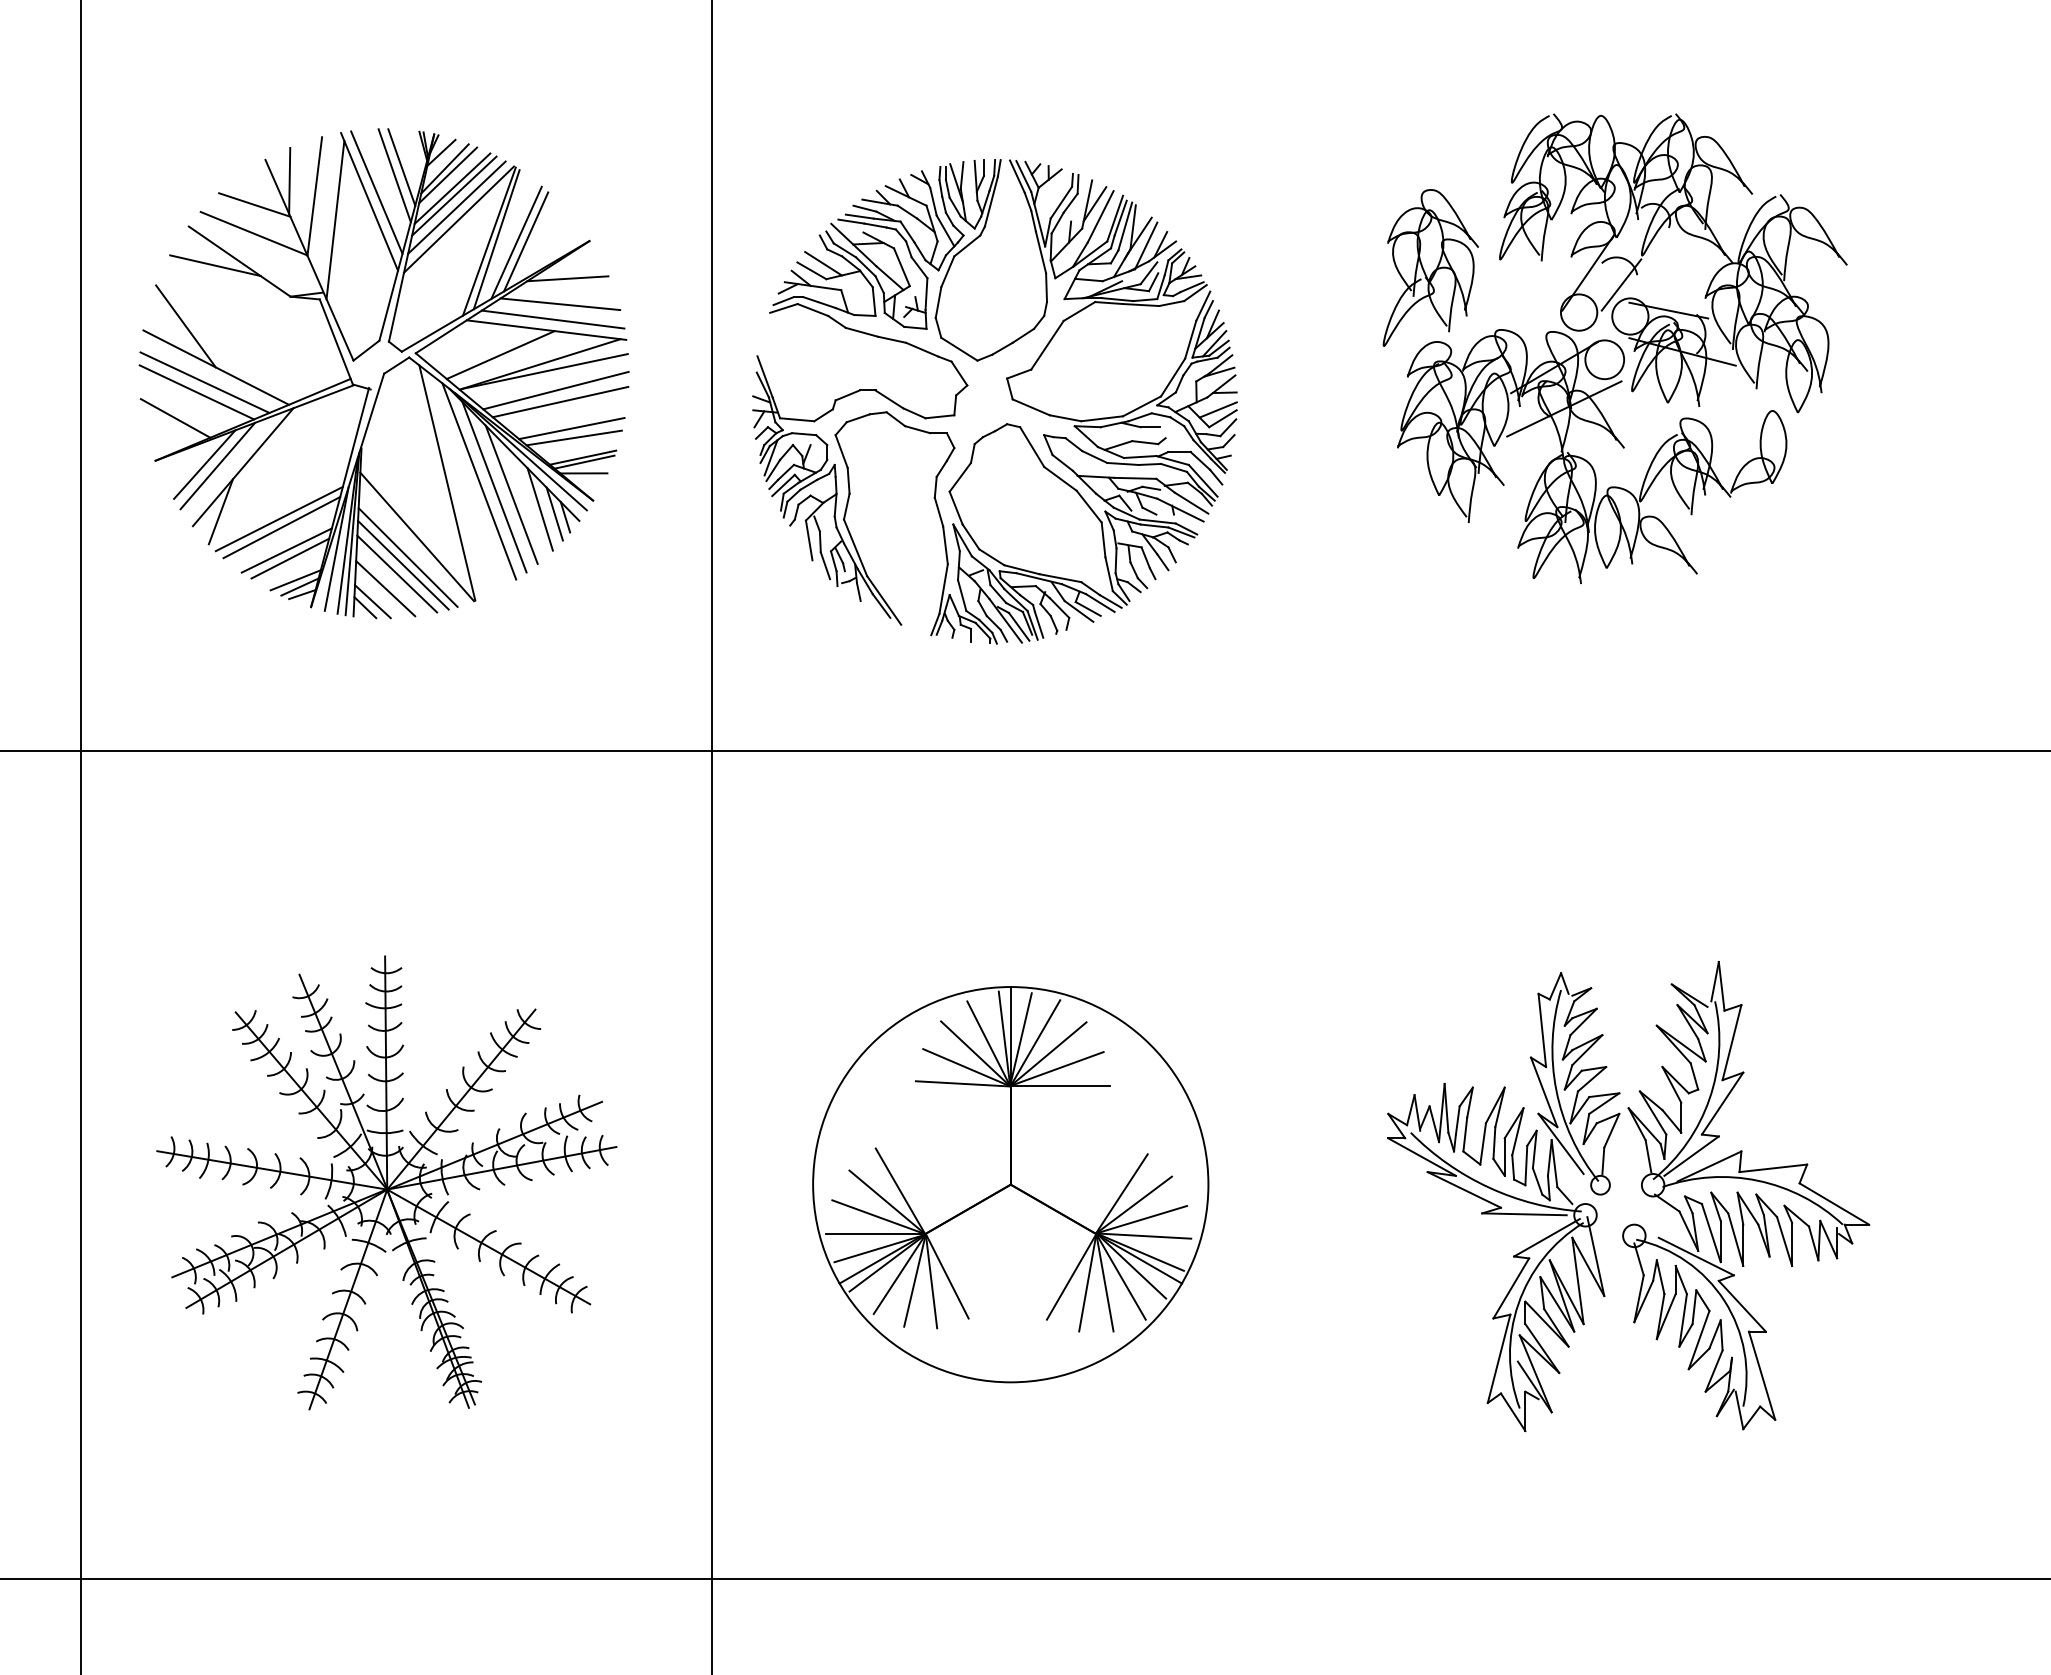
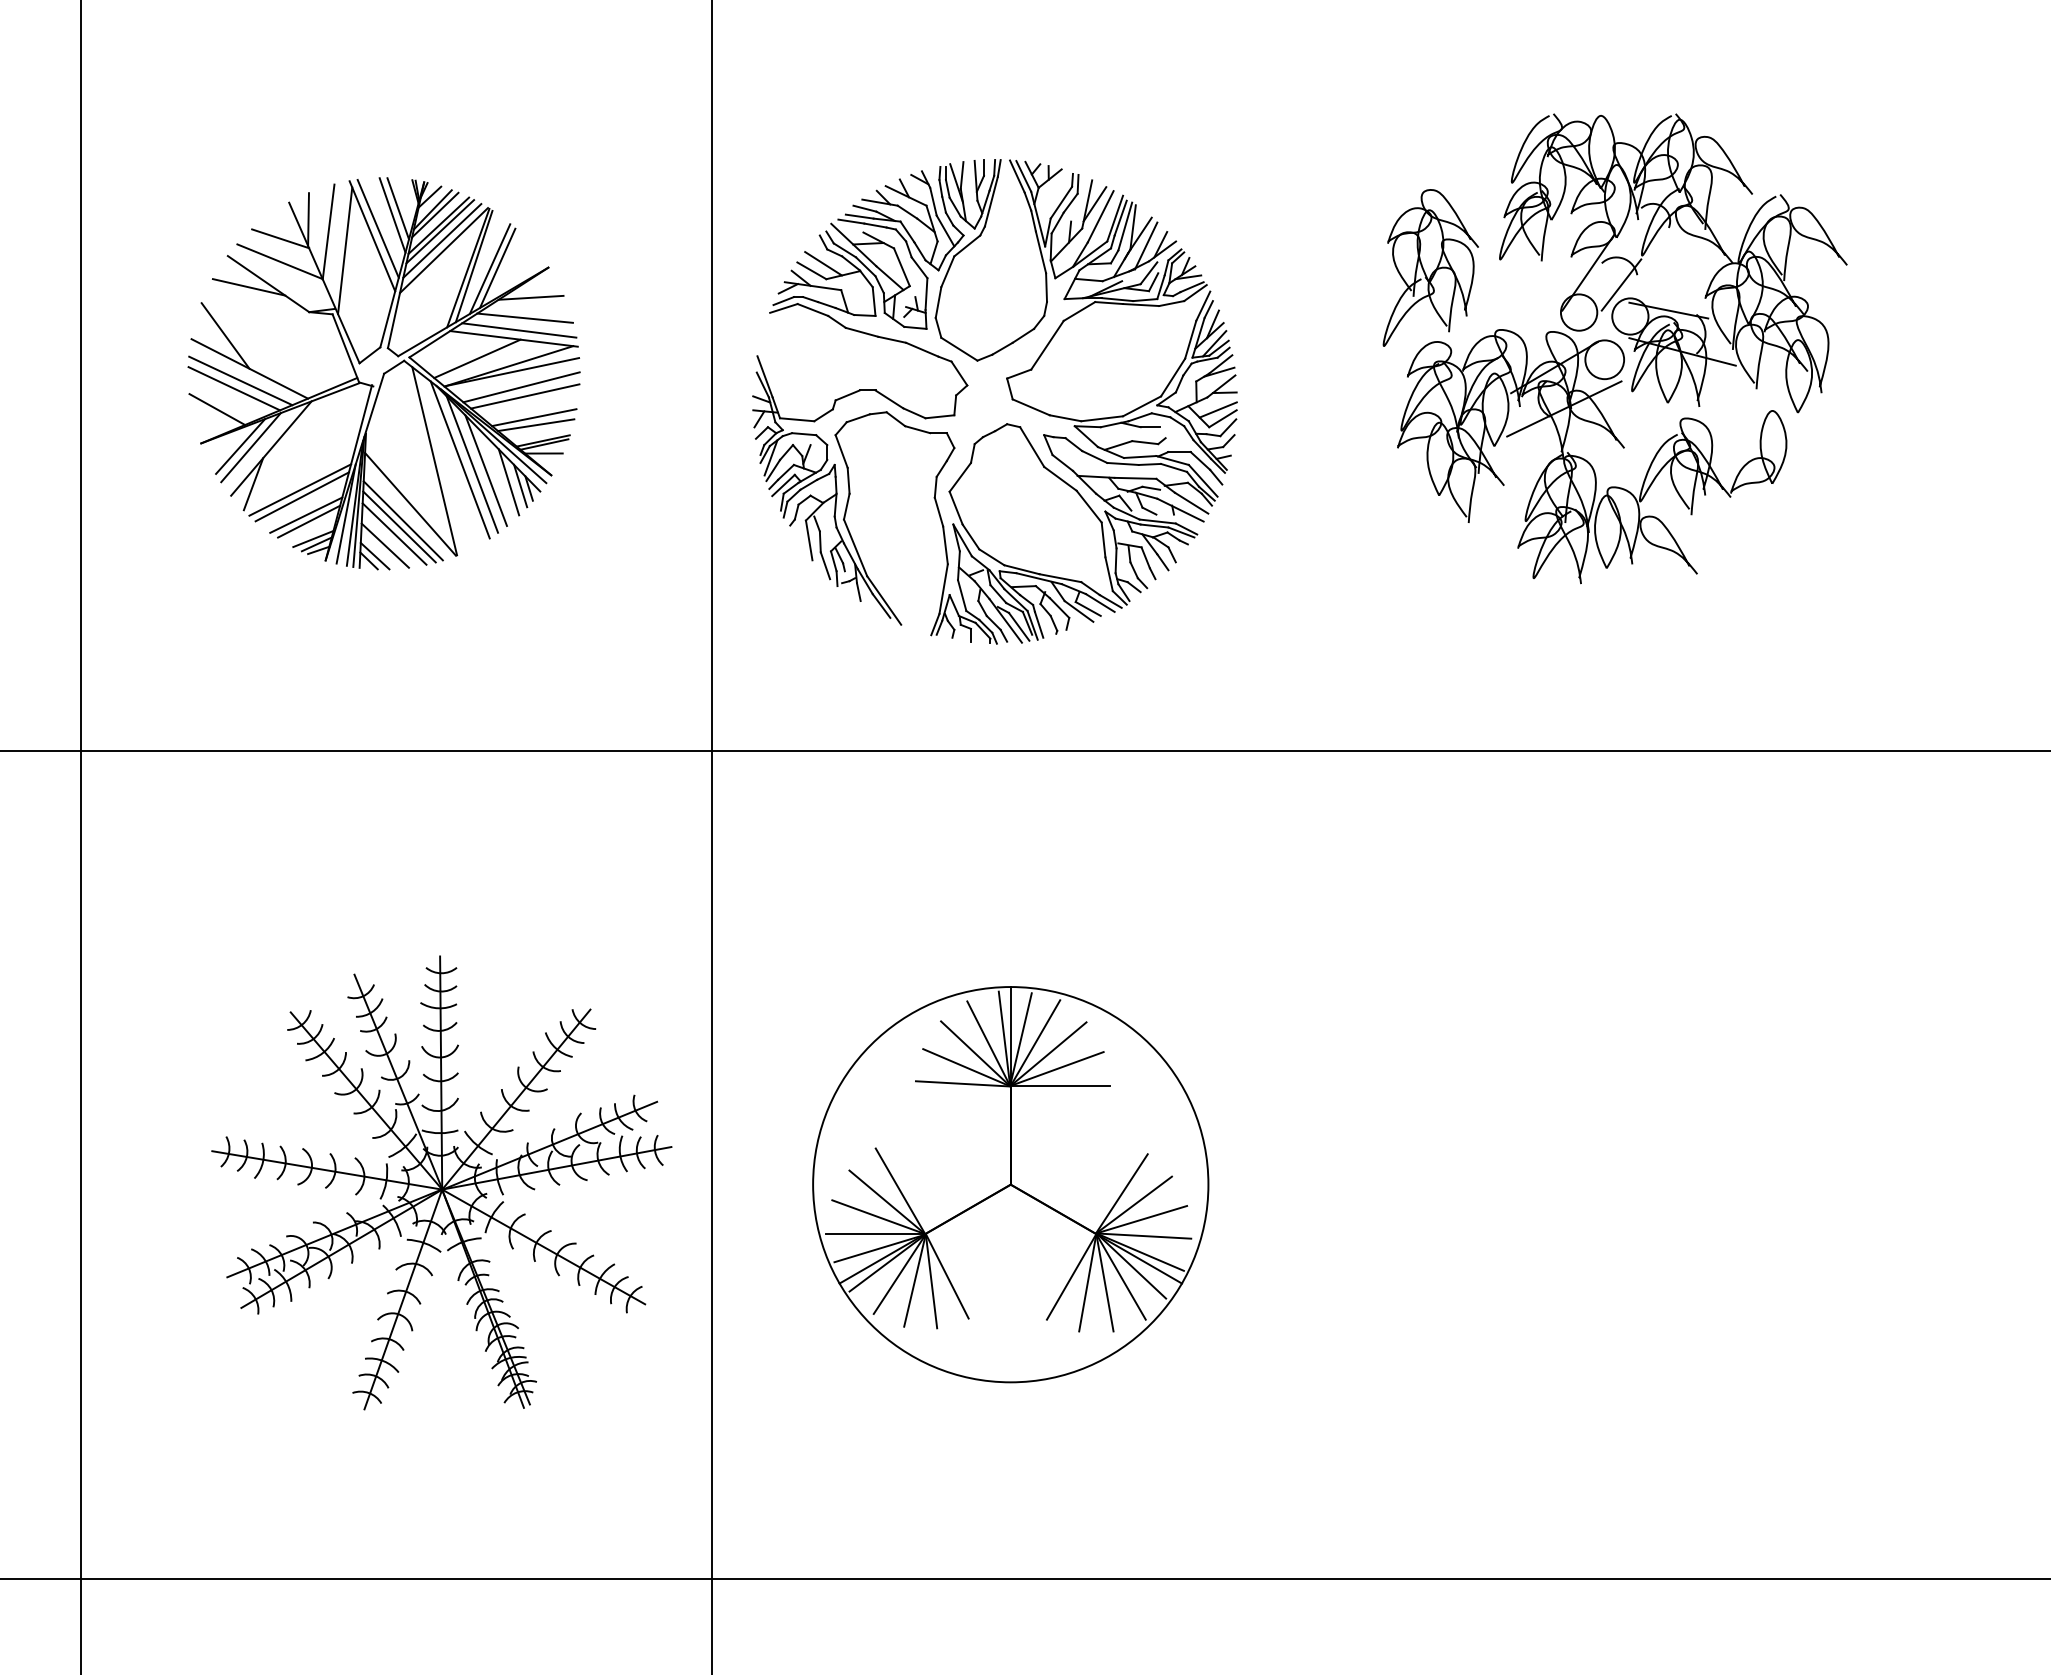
part size: 492x492 px -> 394x394 px (383, 373)
part position: (386, 1182) -> (441, 1182) (441, 1182)
part: present -> none (1641, 1189)
